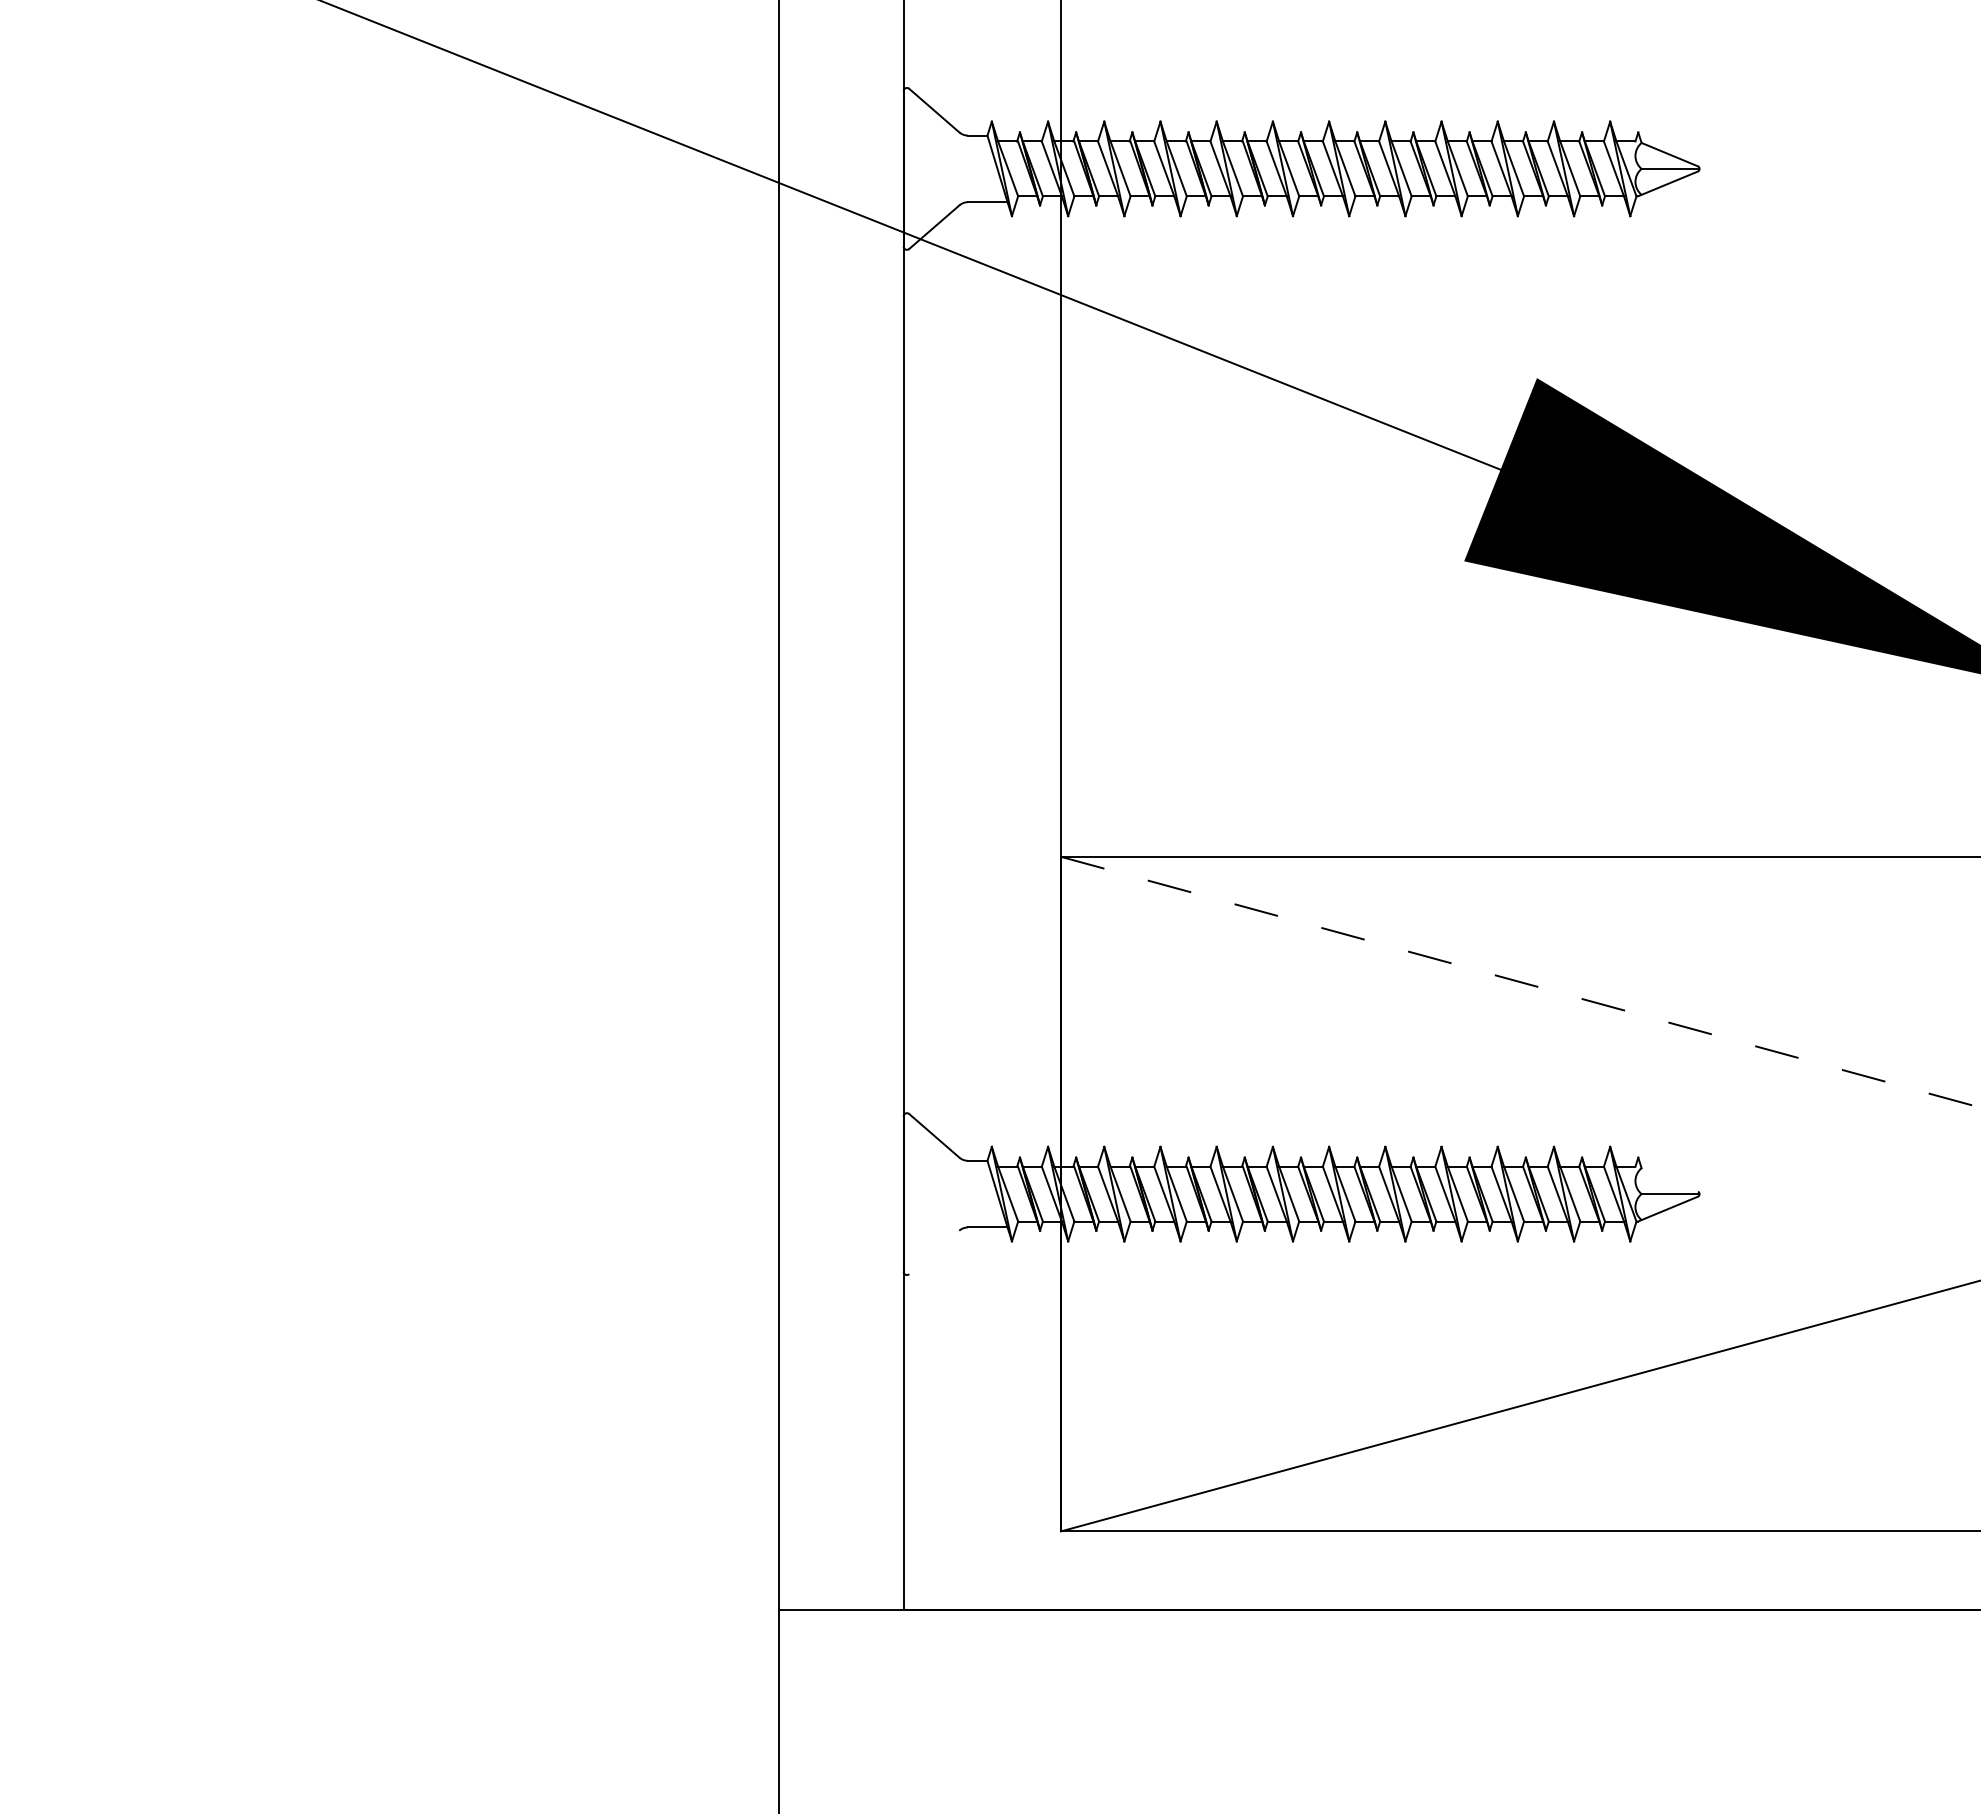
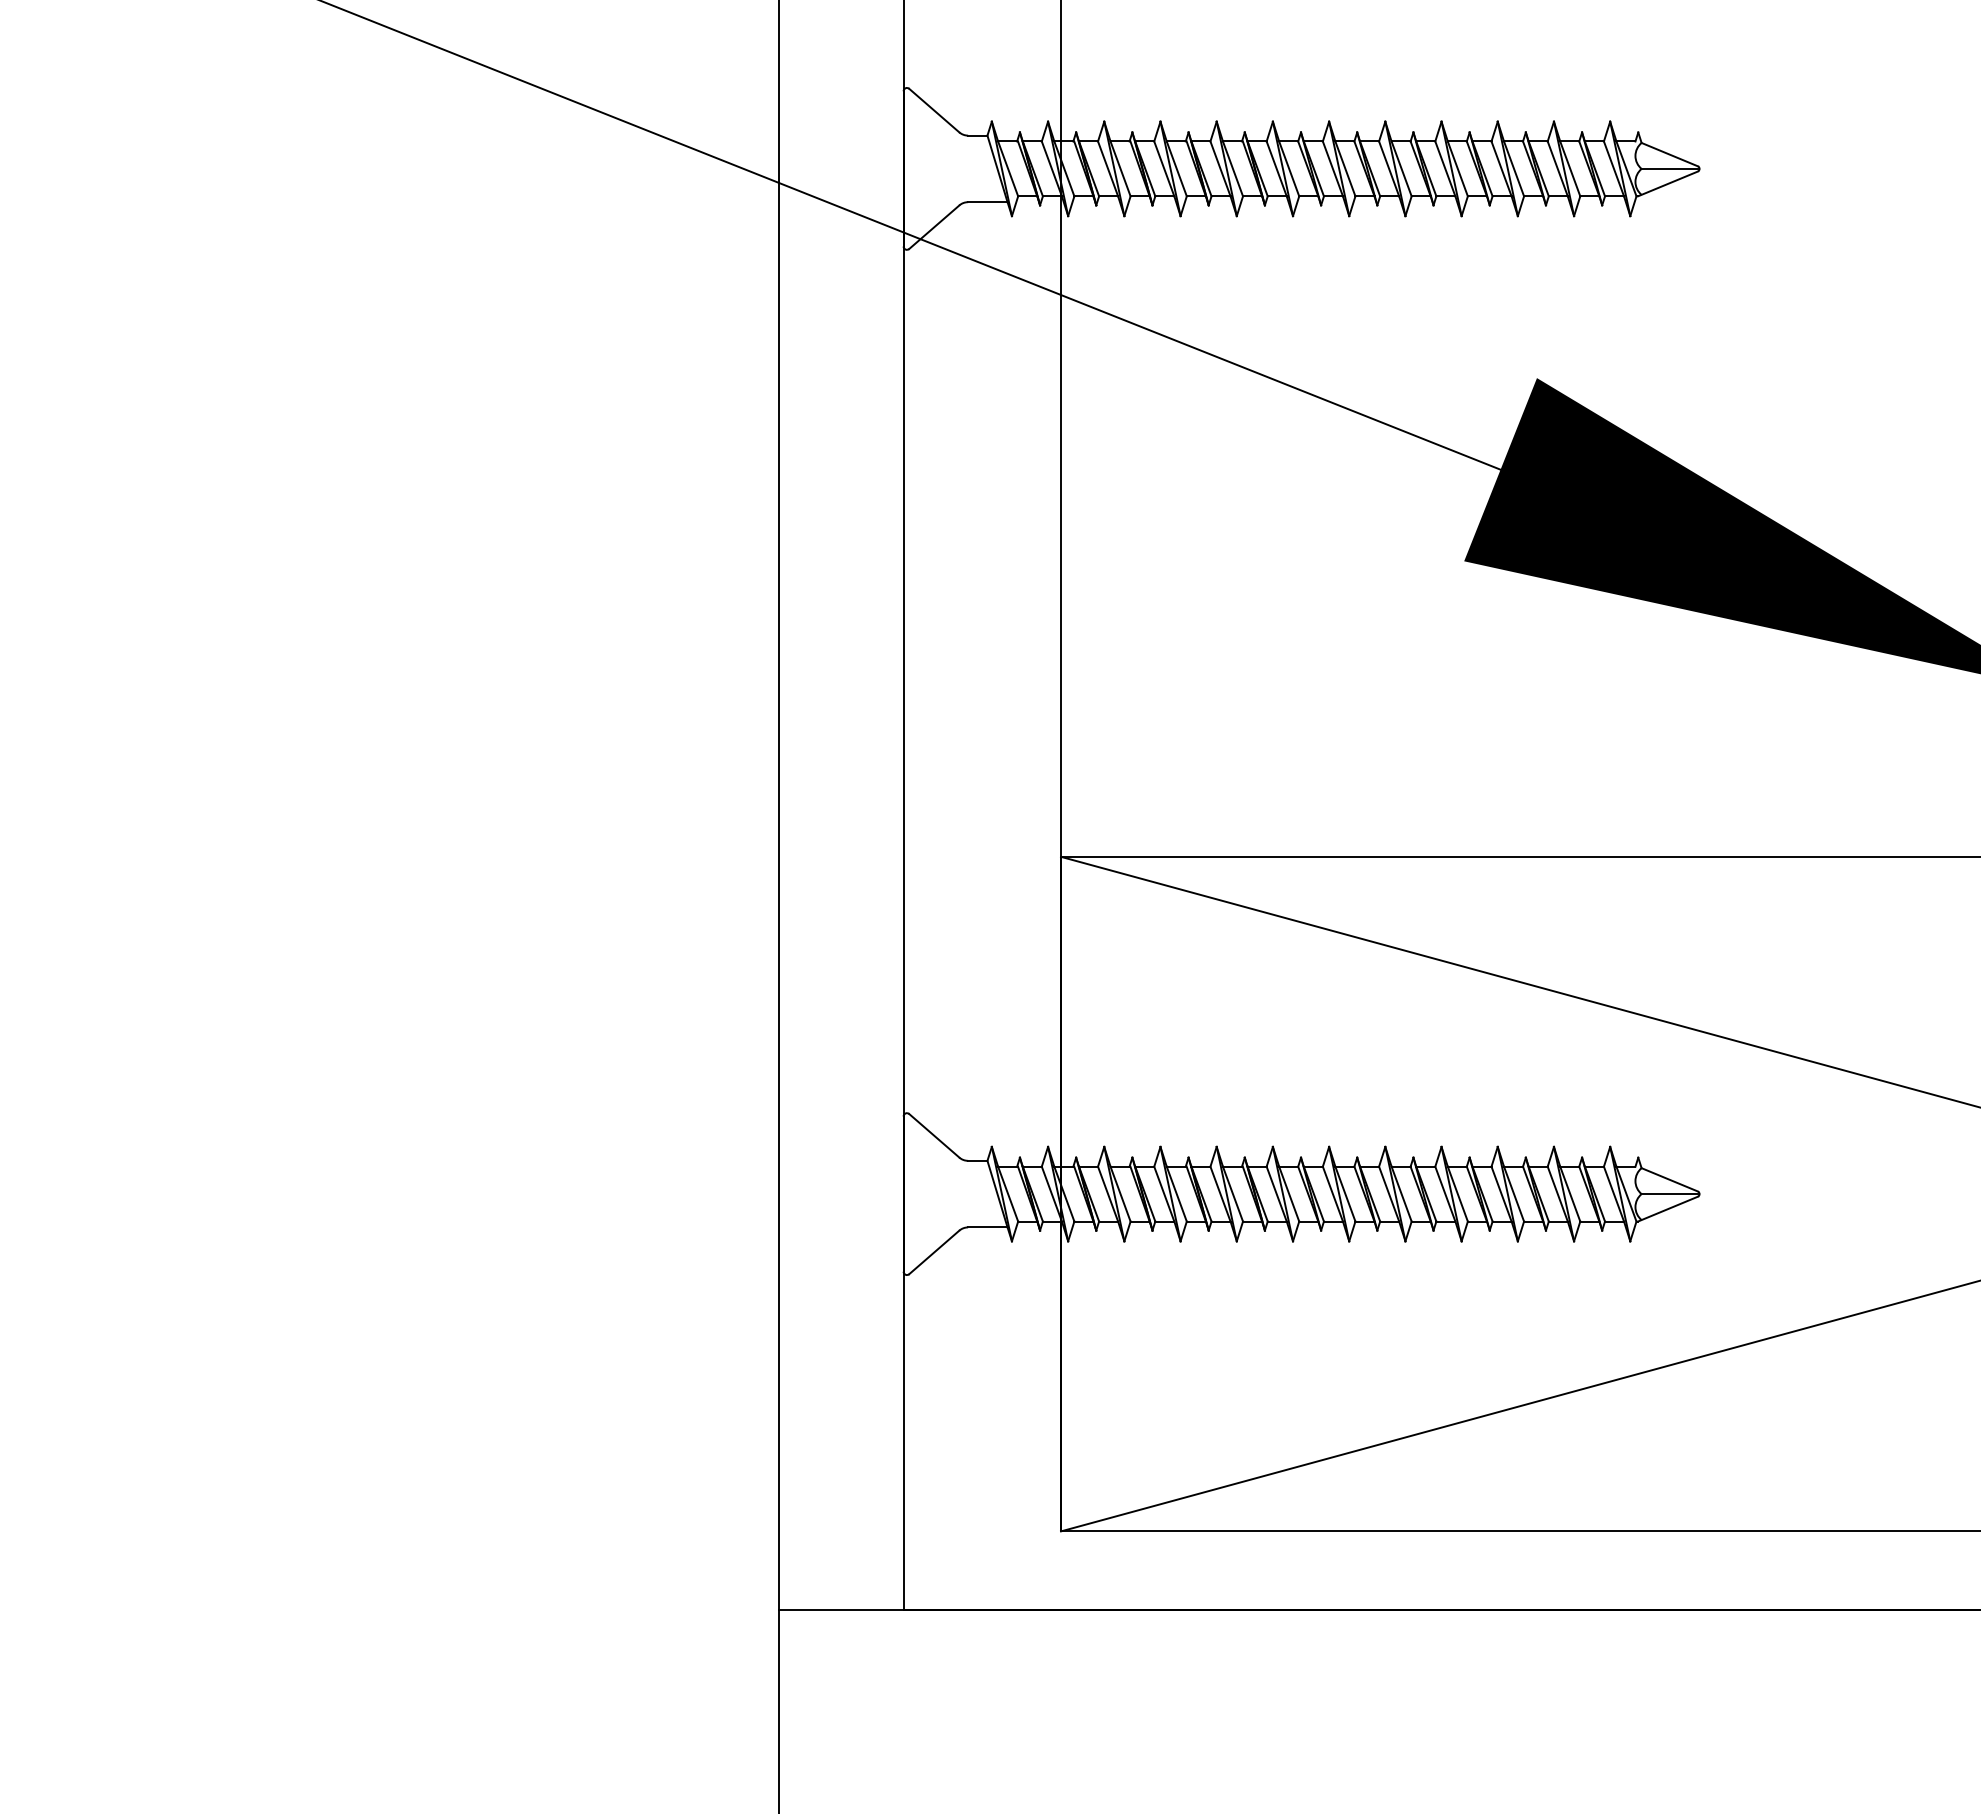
line: dashed -> solid (1521, 982)
line: none -> present (1669, 1179)
line: none -> present (934, 1252)
